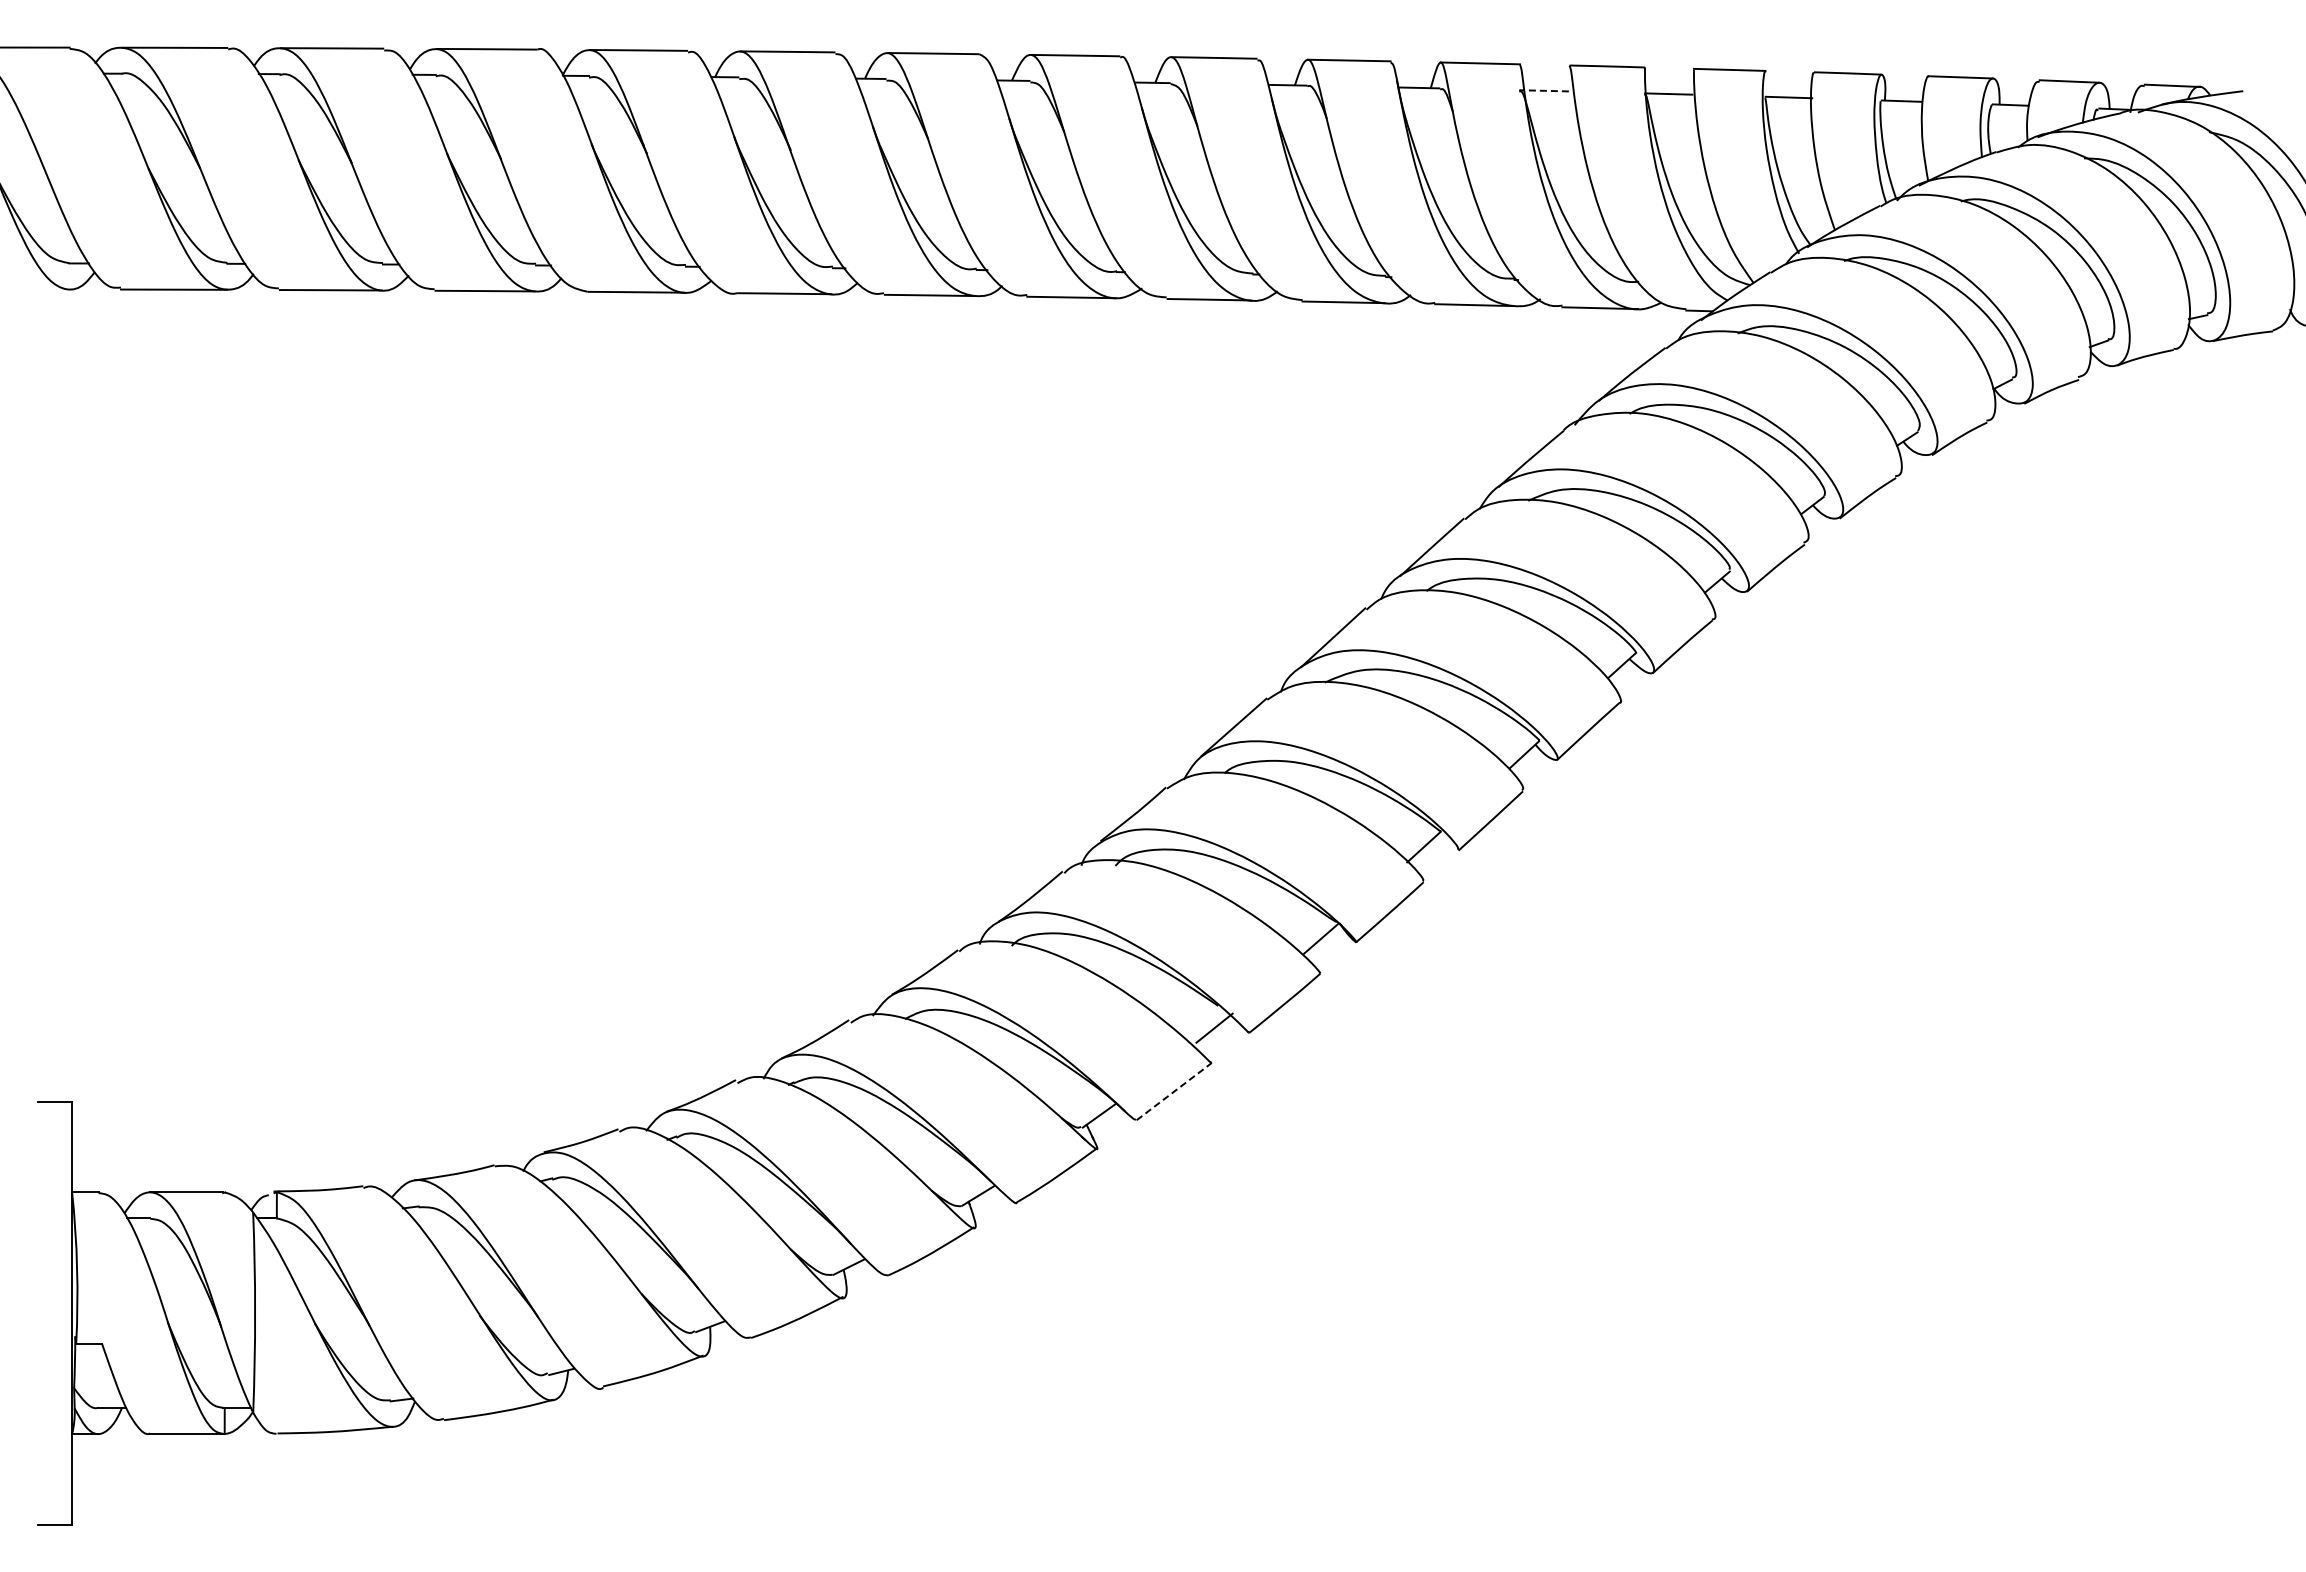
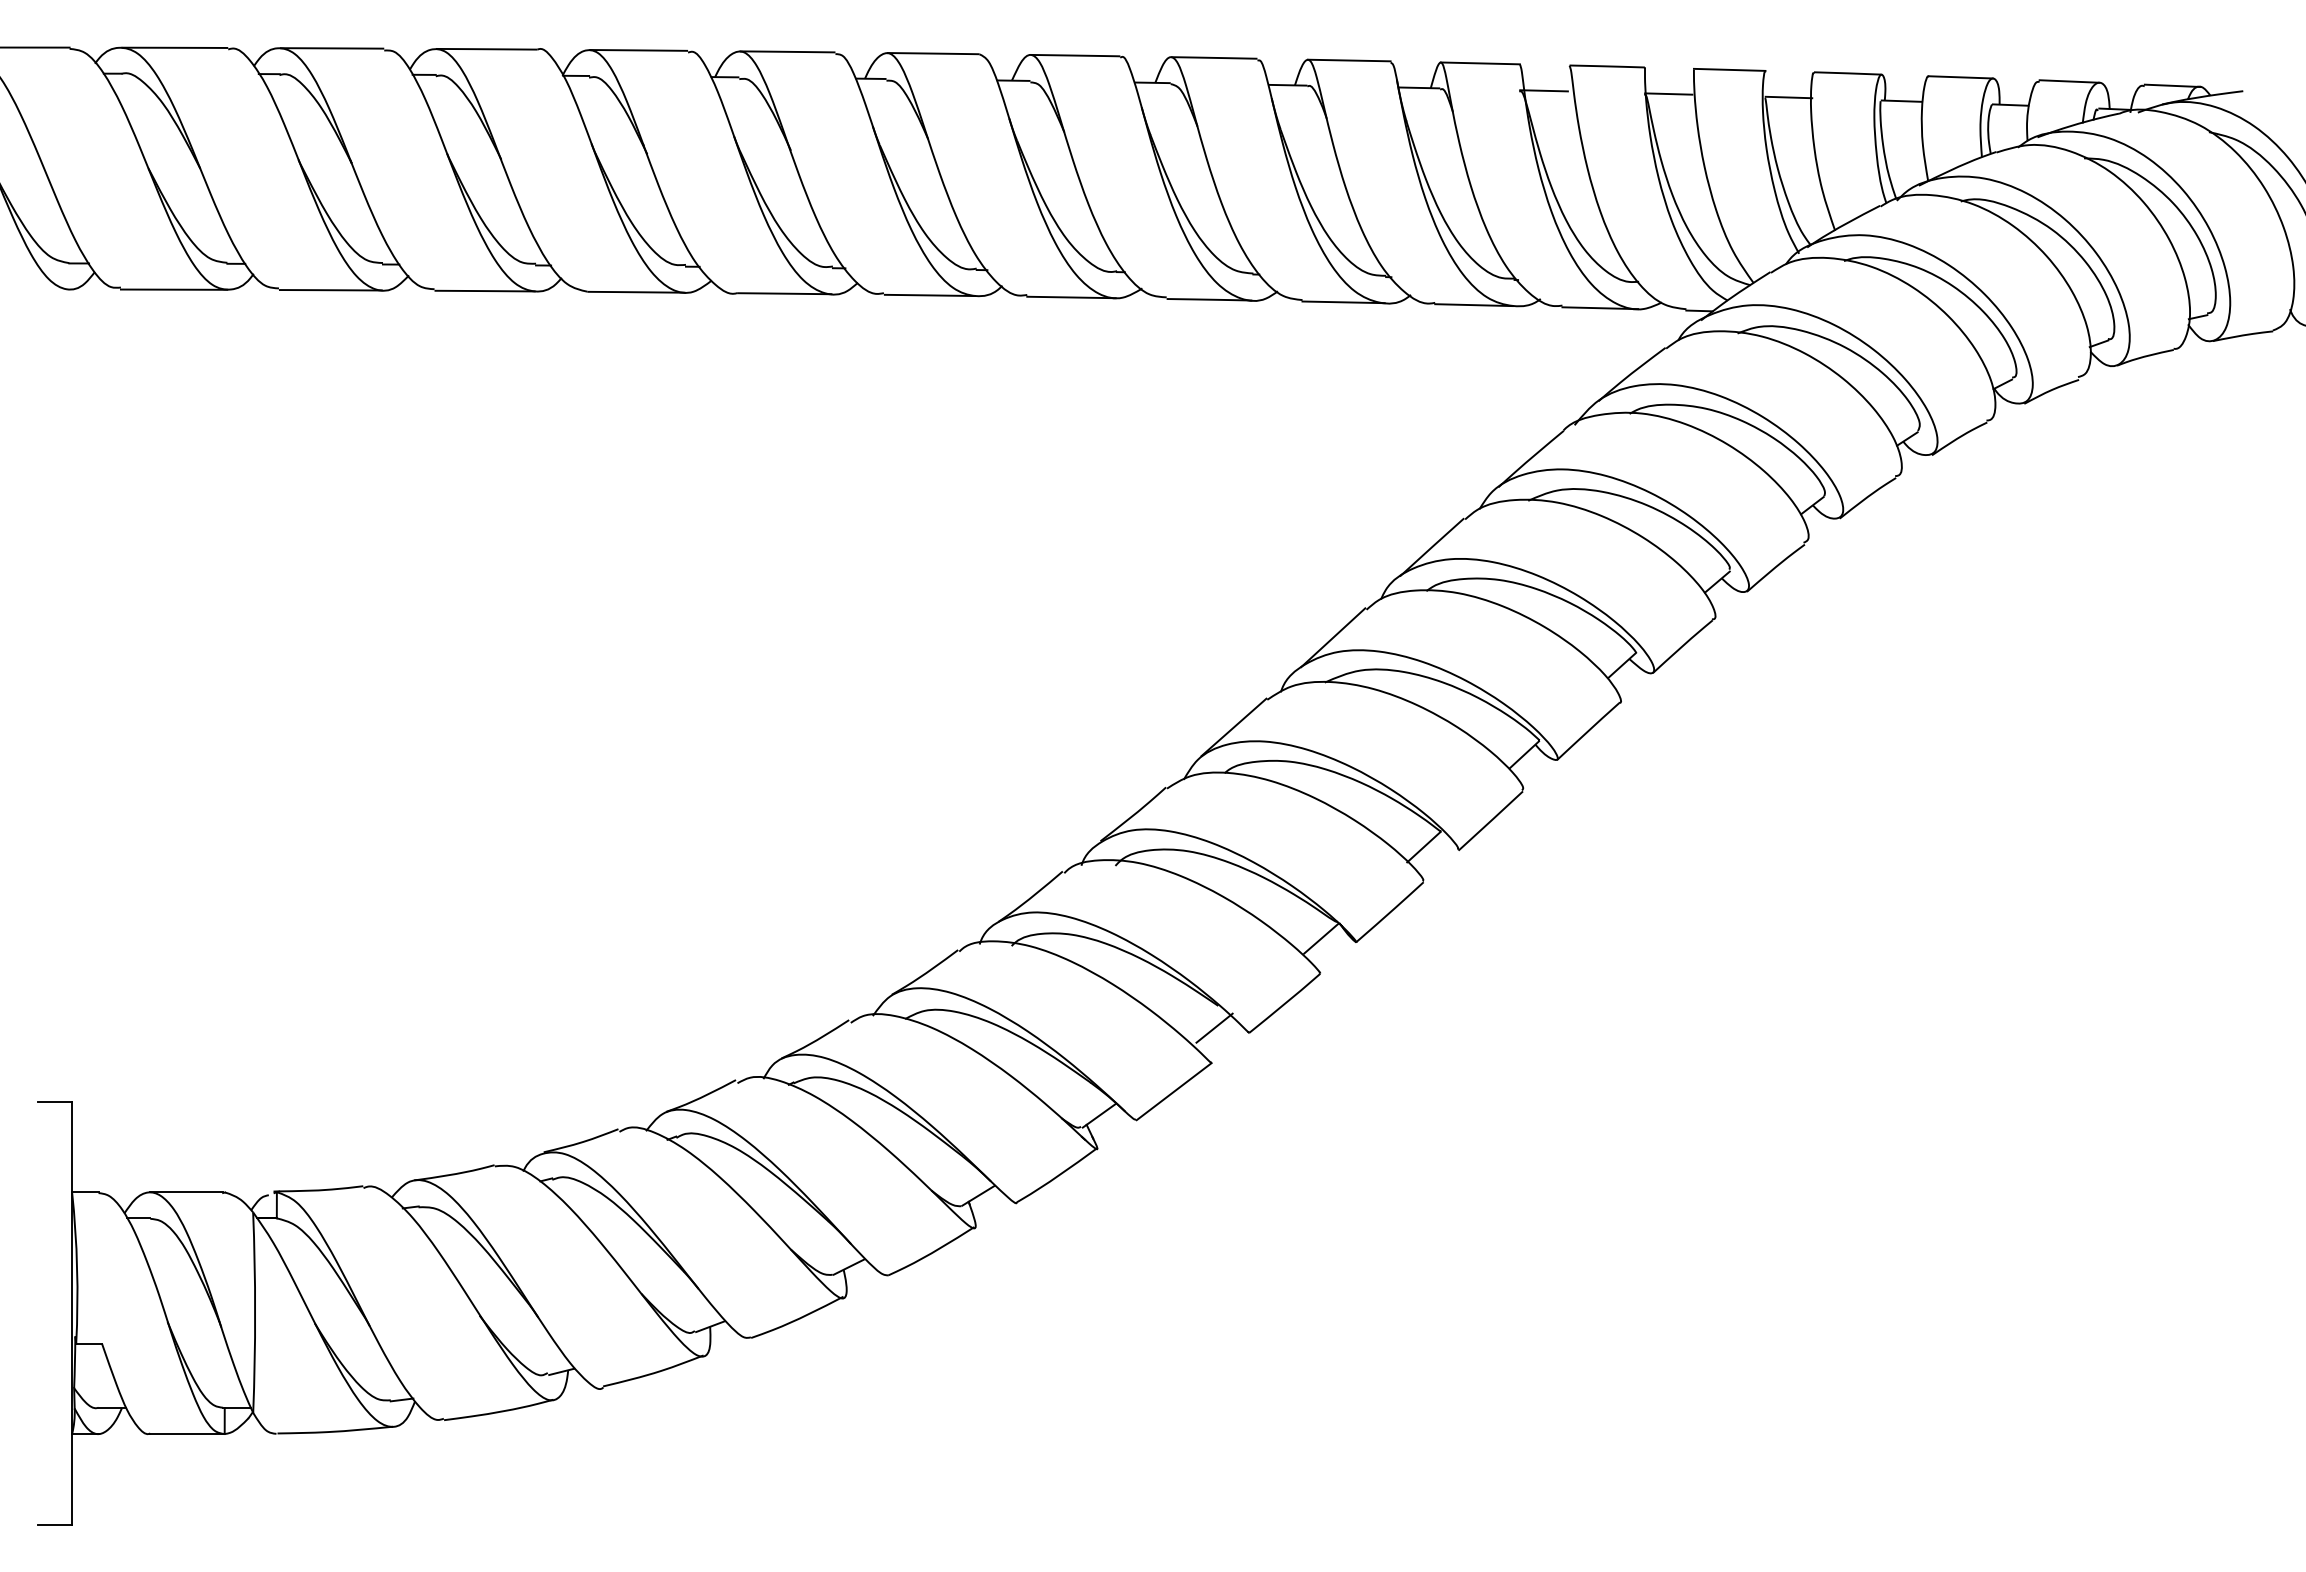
line: dashed -> solid (1544, 90)
line: dashed -> solid (1174, 1091)
